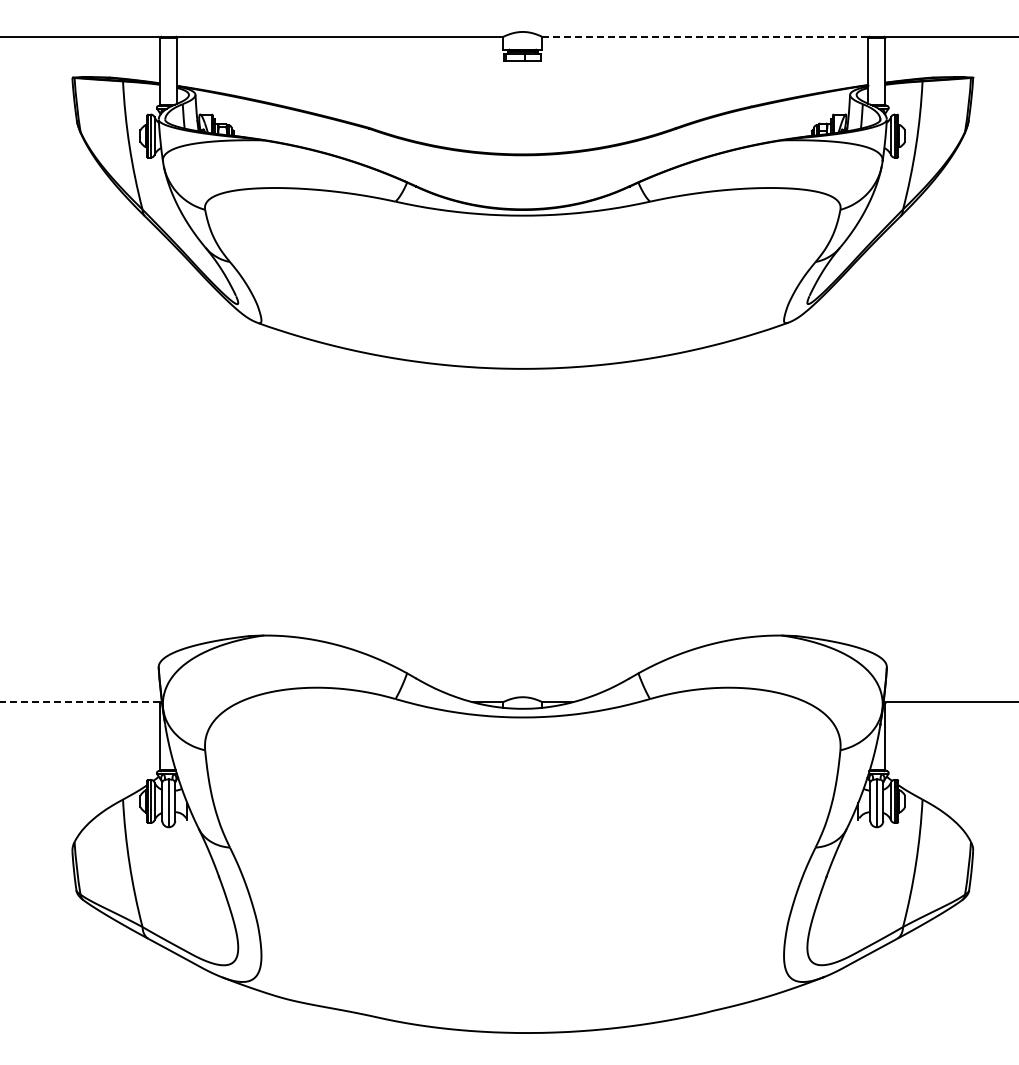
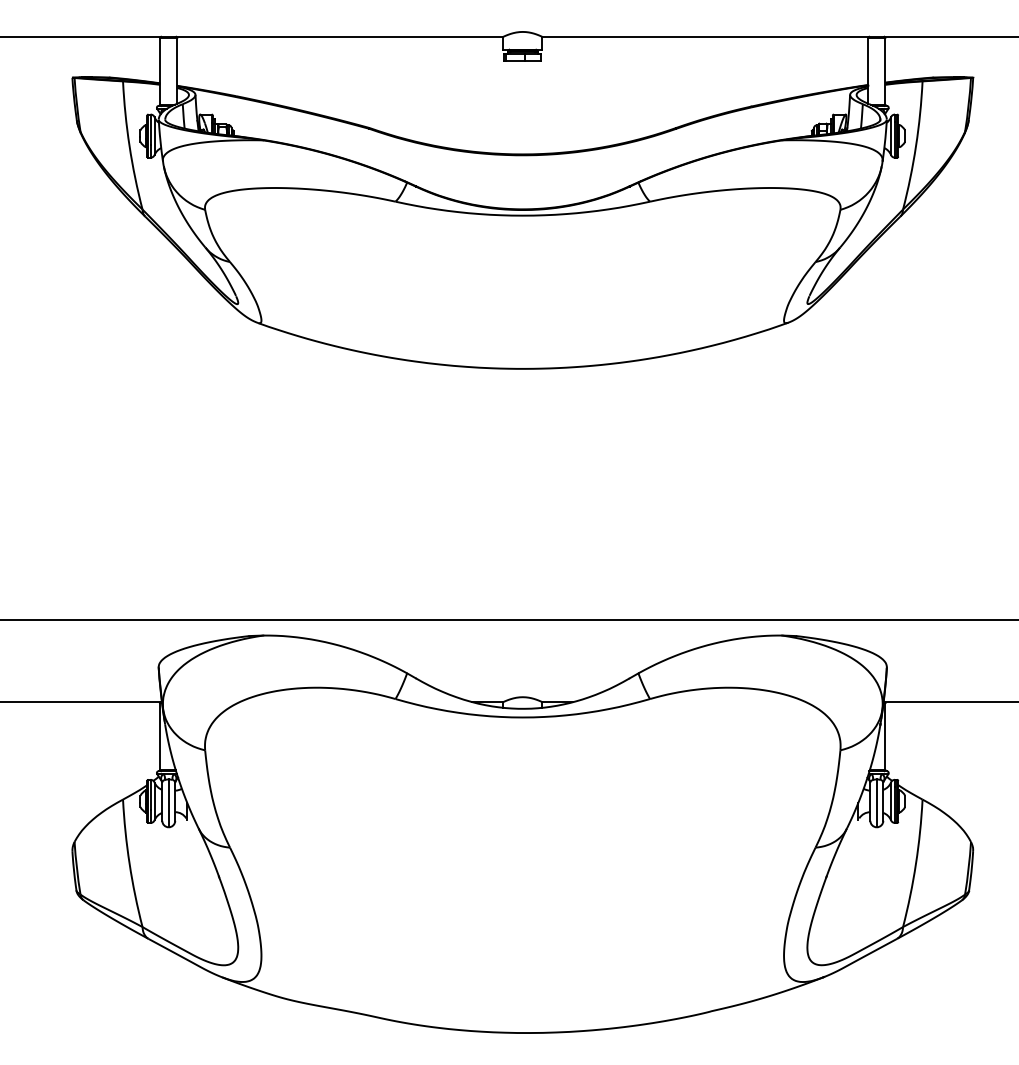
line: dashed -> solid (705, 36)
line: none -> present (508, 620)
line: dashed -> solid (81, 702)
